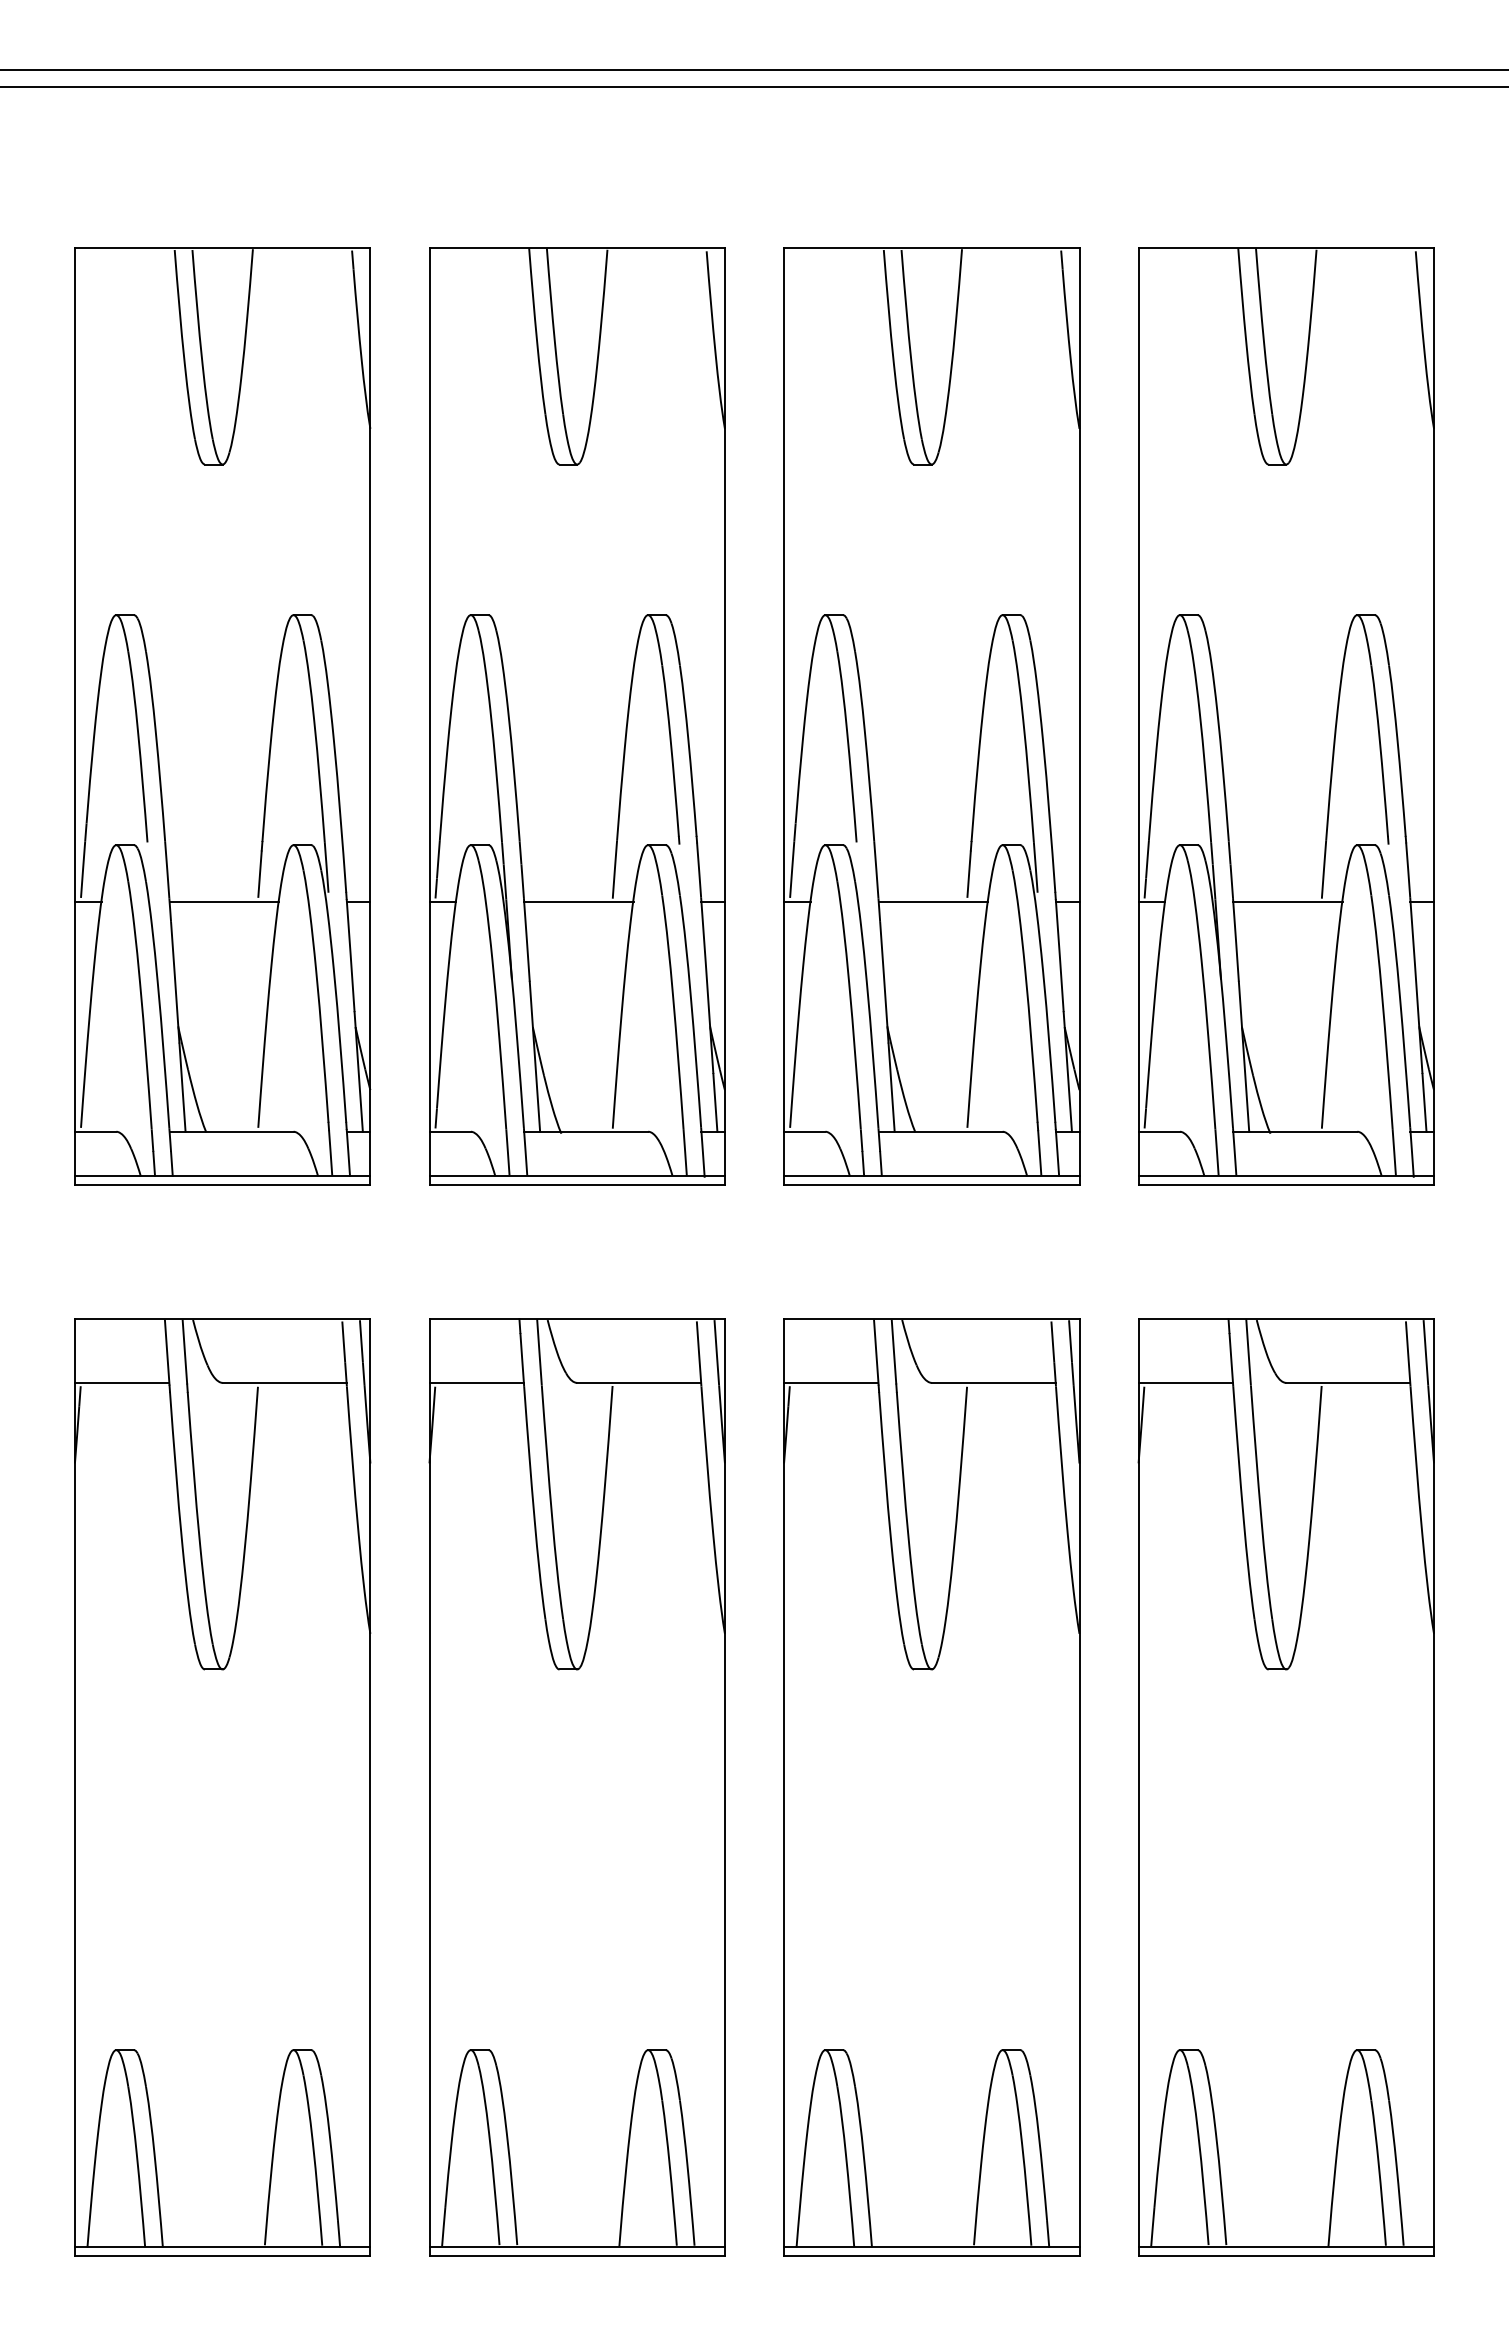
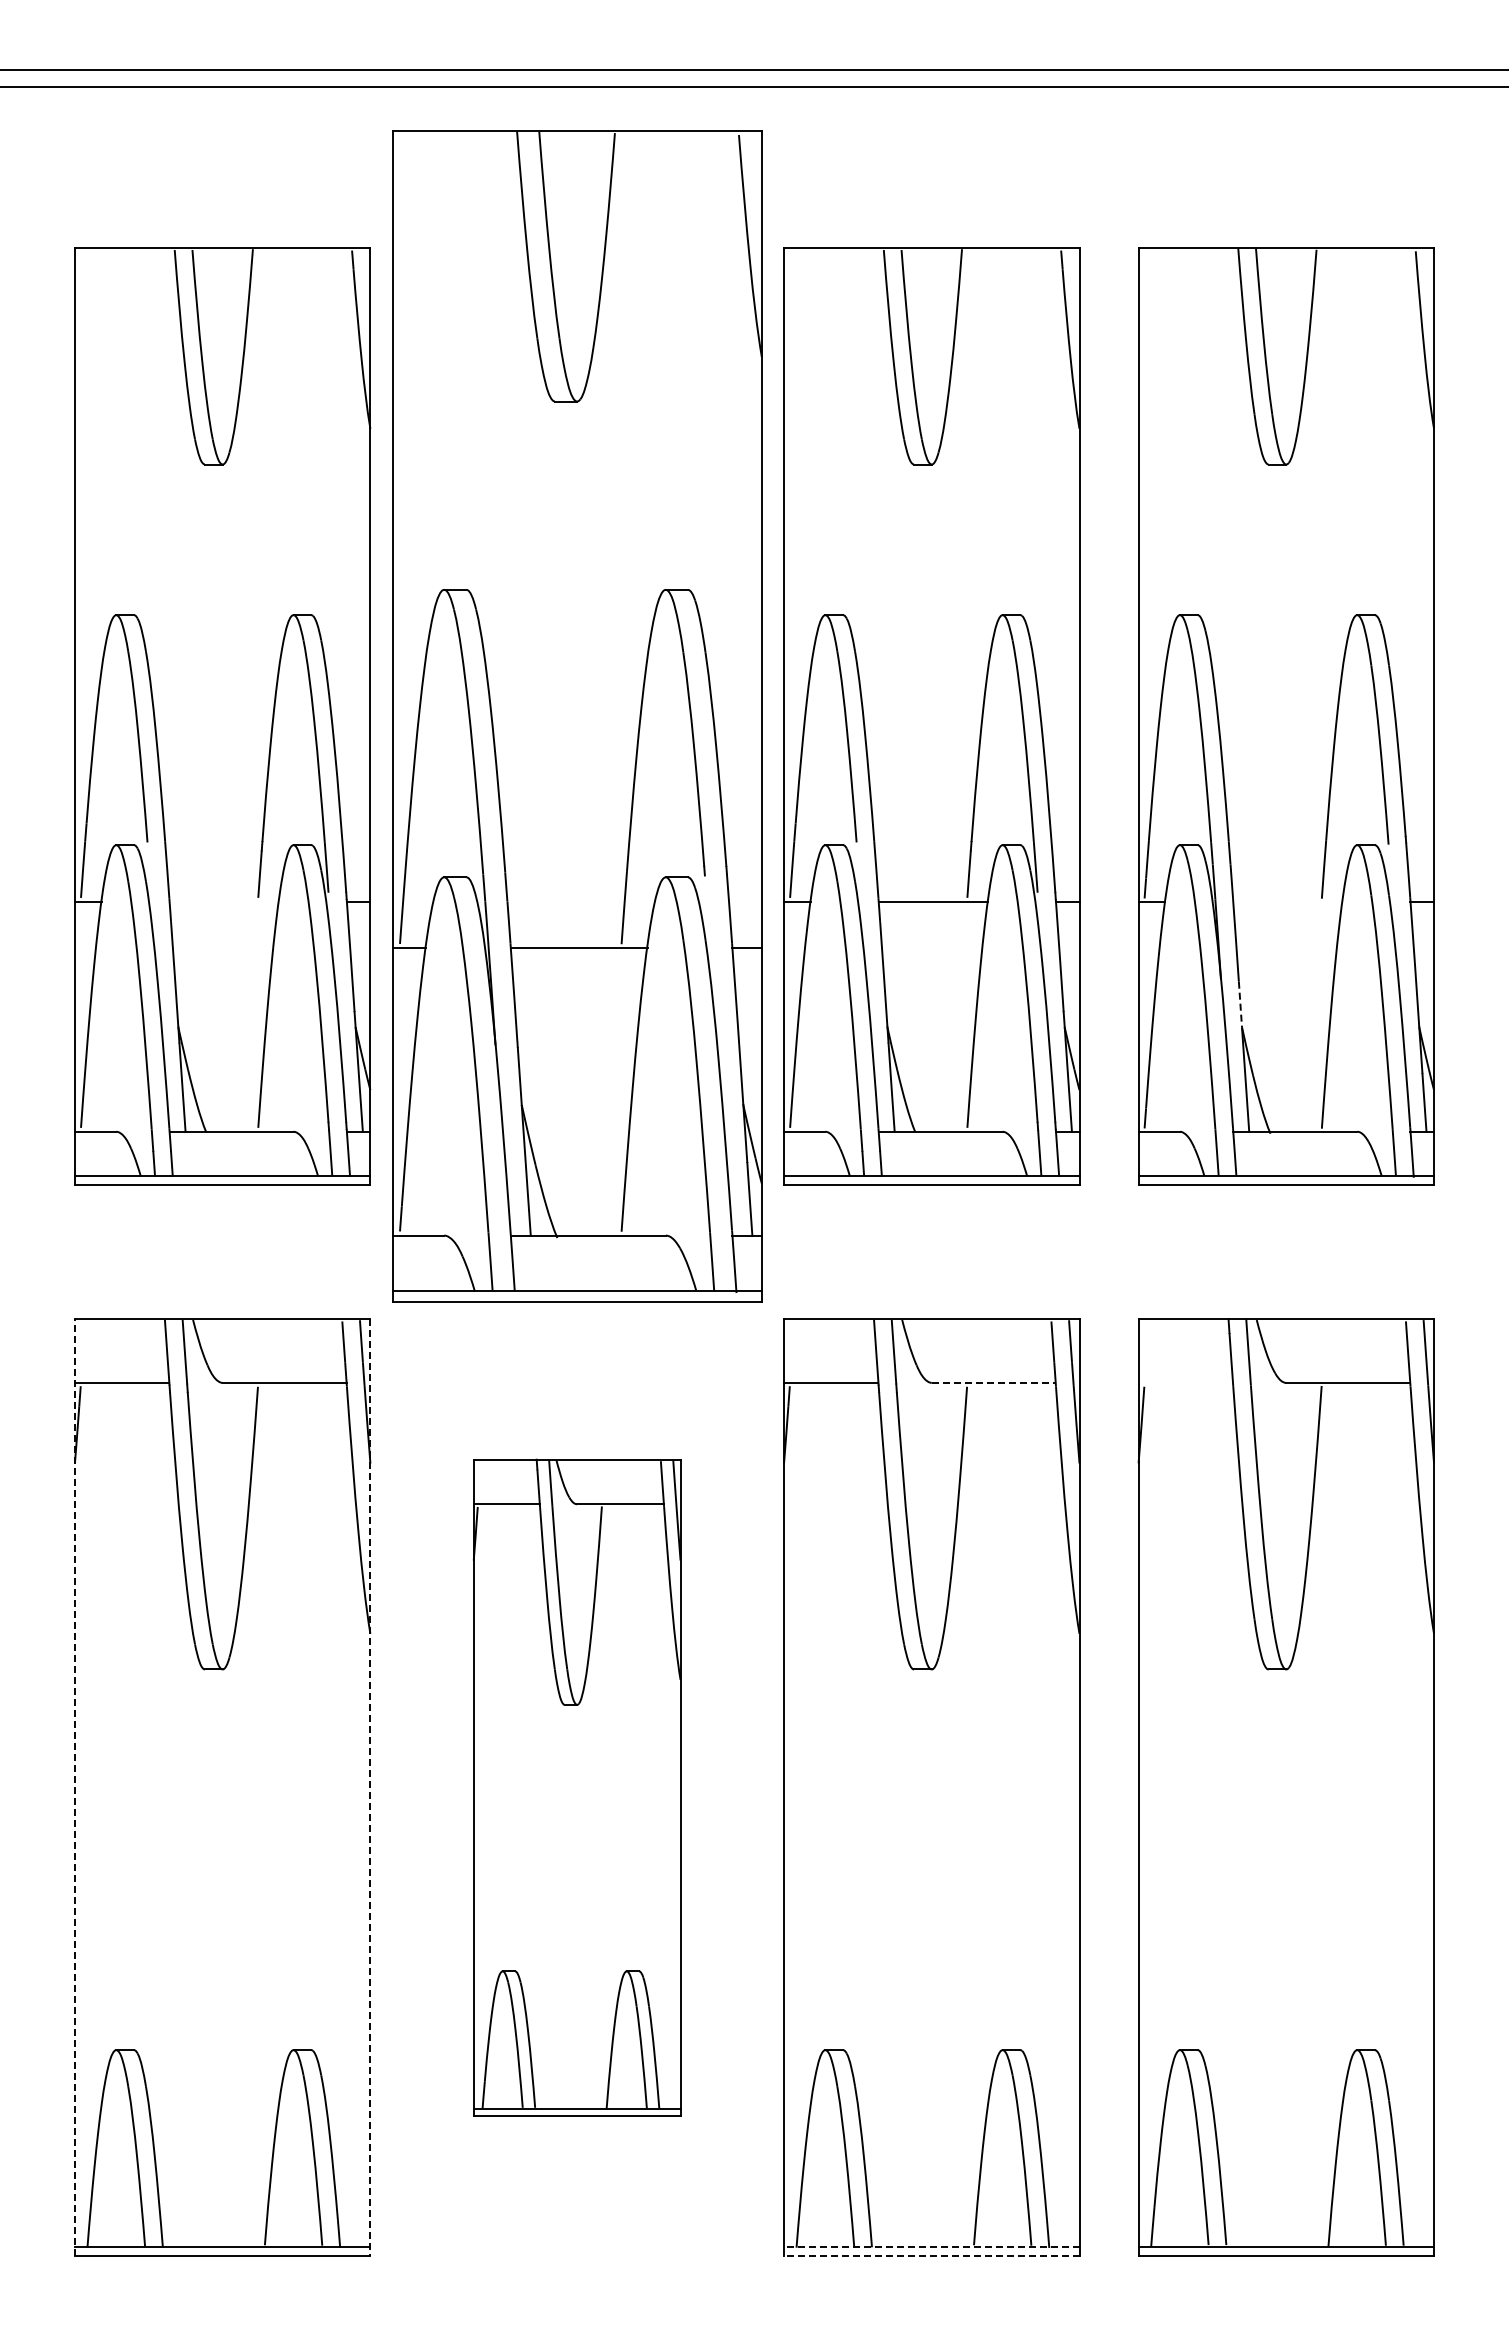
part size: 297x939 px -> 371x1173 px (577, 716)
line: present -> none (223, 901)
line: present -> none (1287, 901)
line: solid -> dashed (1240, 1004)
line: solid -> dashed (994, 1382)
line: present -> none (1185, 1382)
line: solid -> dashed (74, 1787)
line: solid -> dashed (370, 1787)
part size: 298x939 px -> 210x659 px (576, 1787)
line: solid -> dashed (931, 2247)
line: solid -> dashed (931, 2256)
